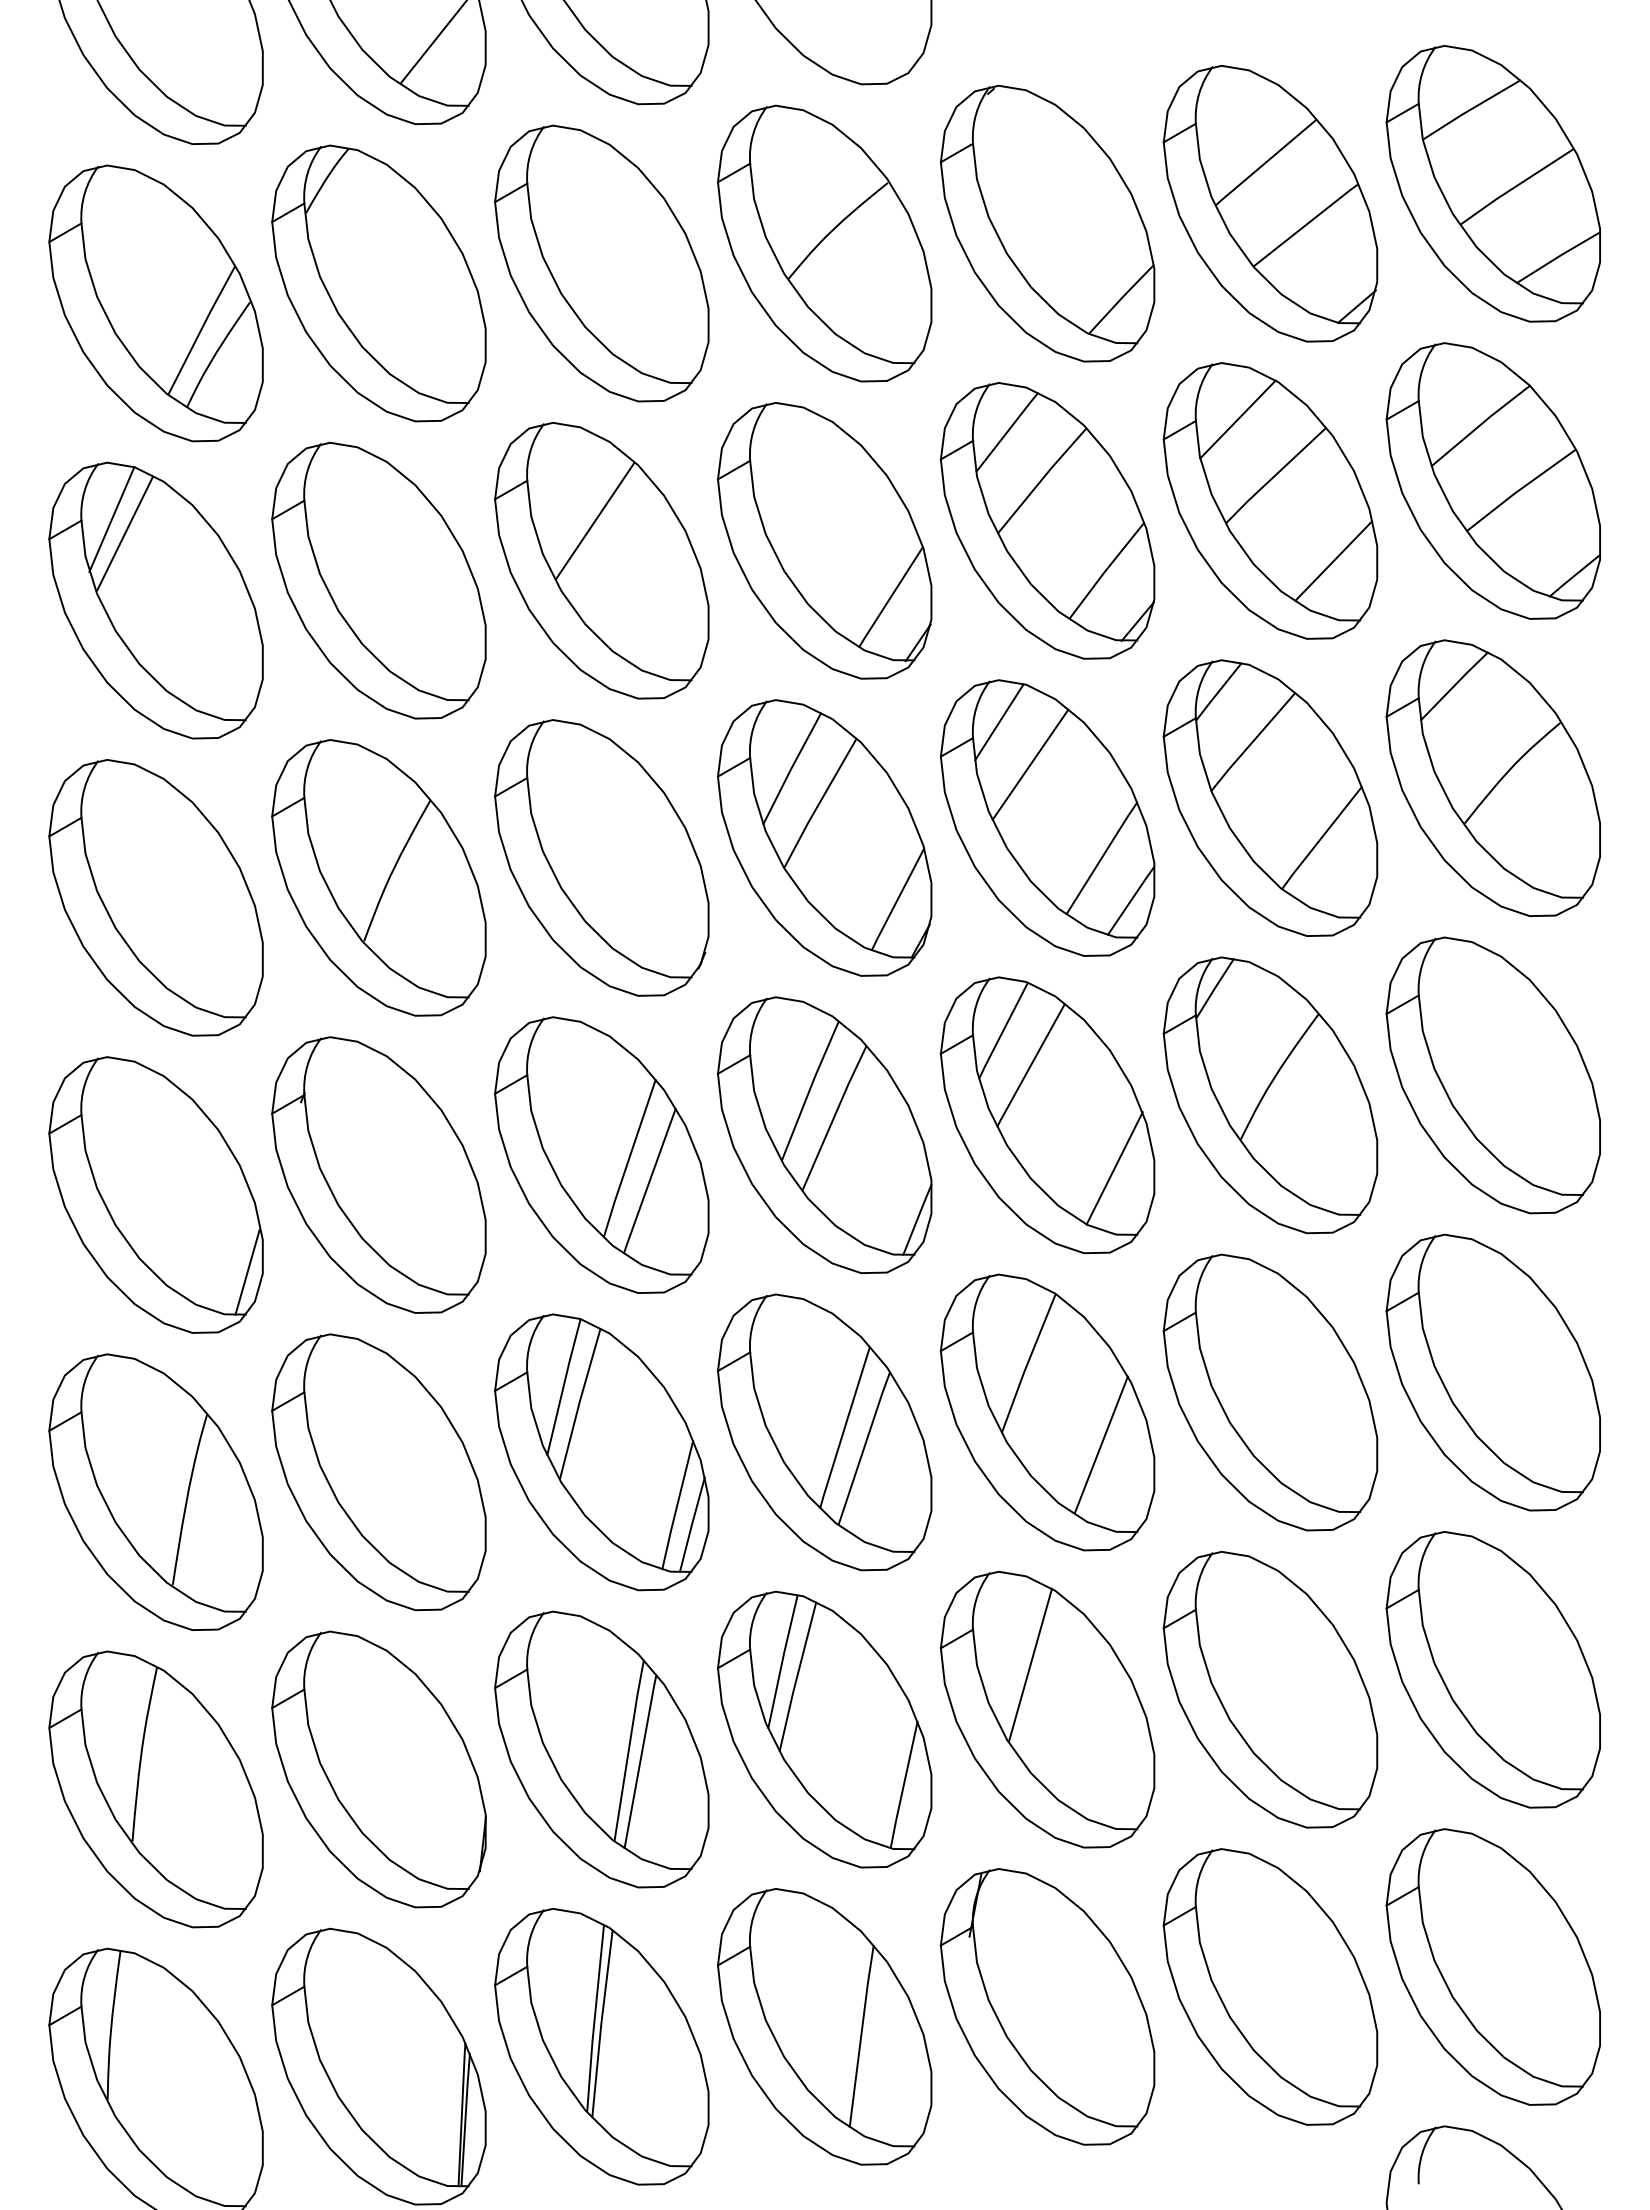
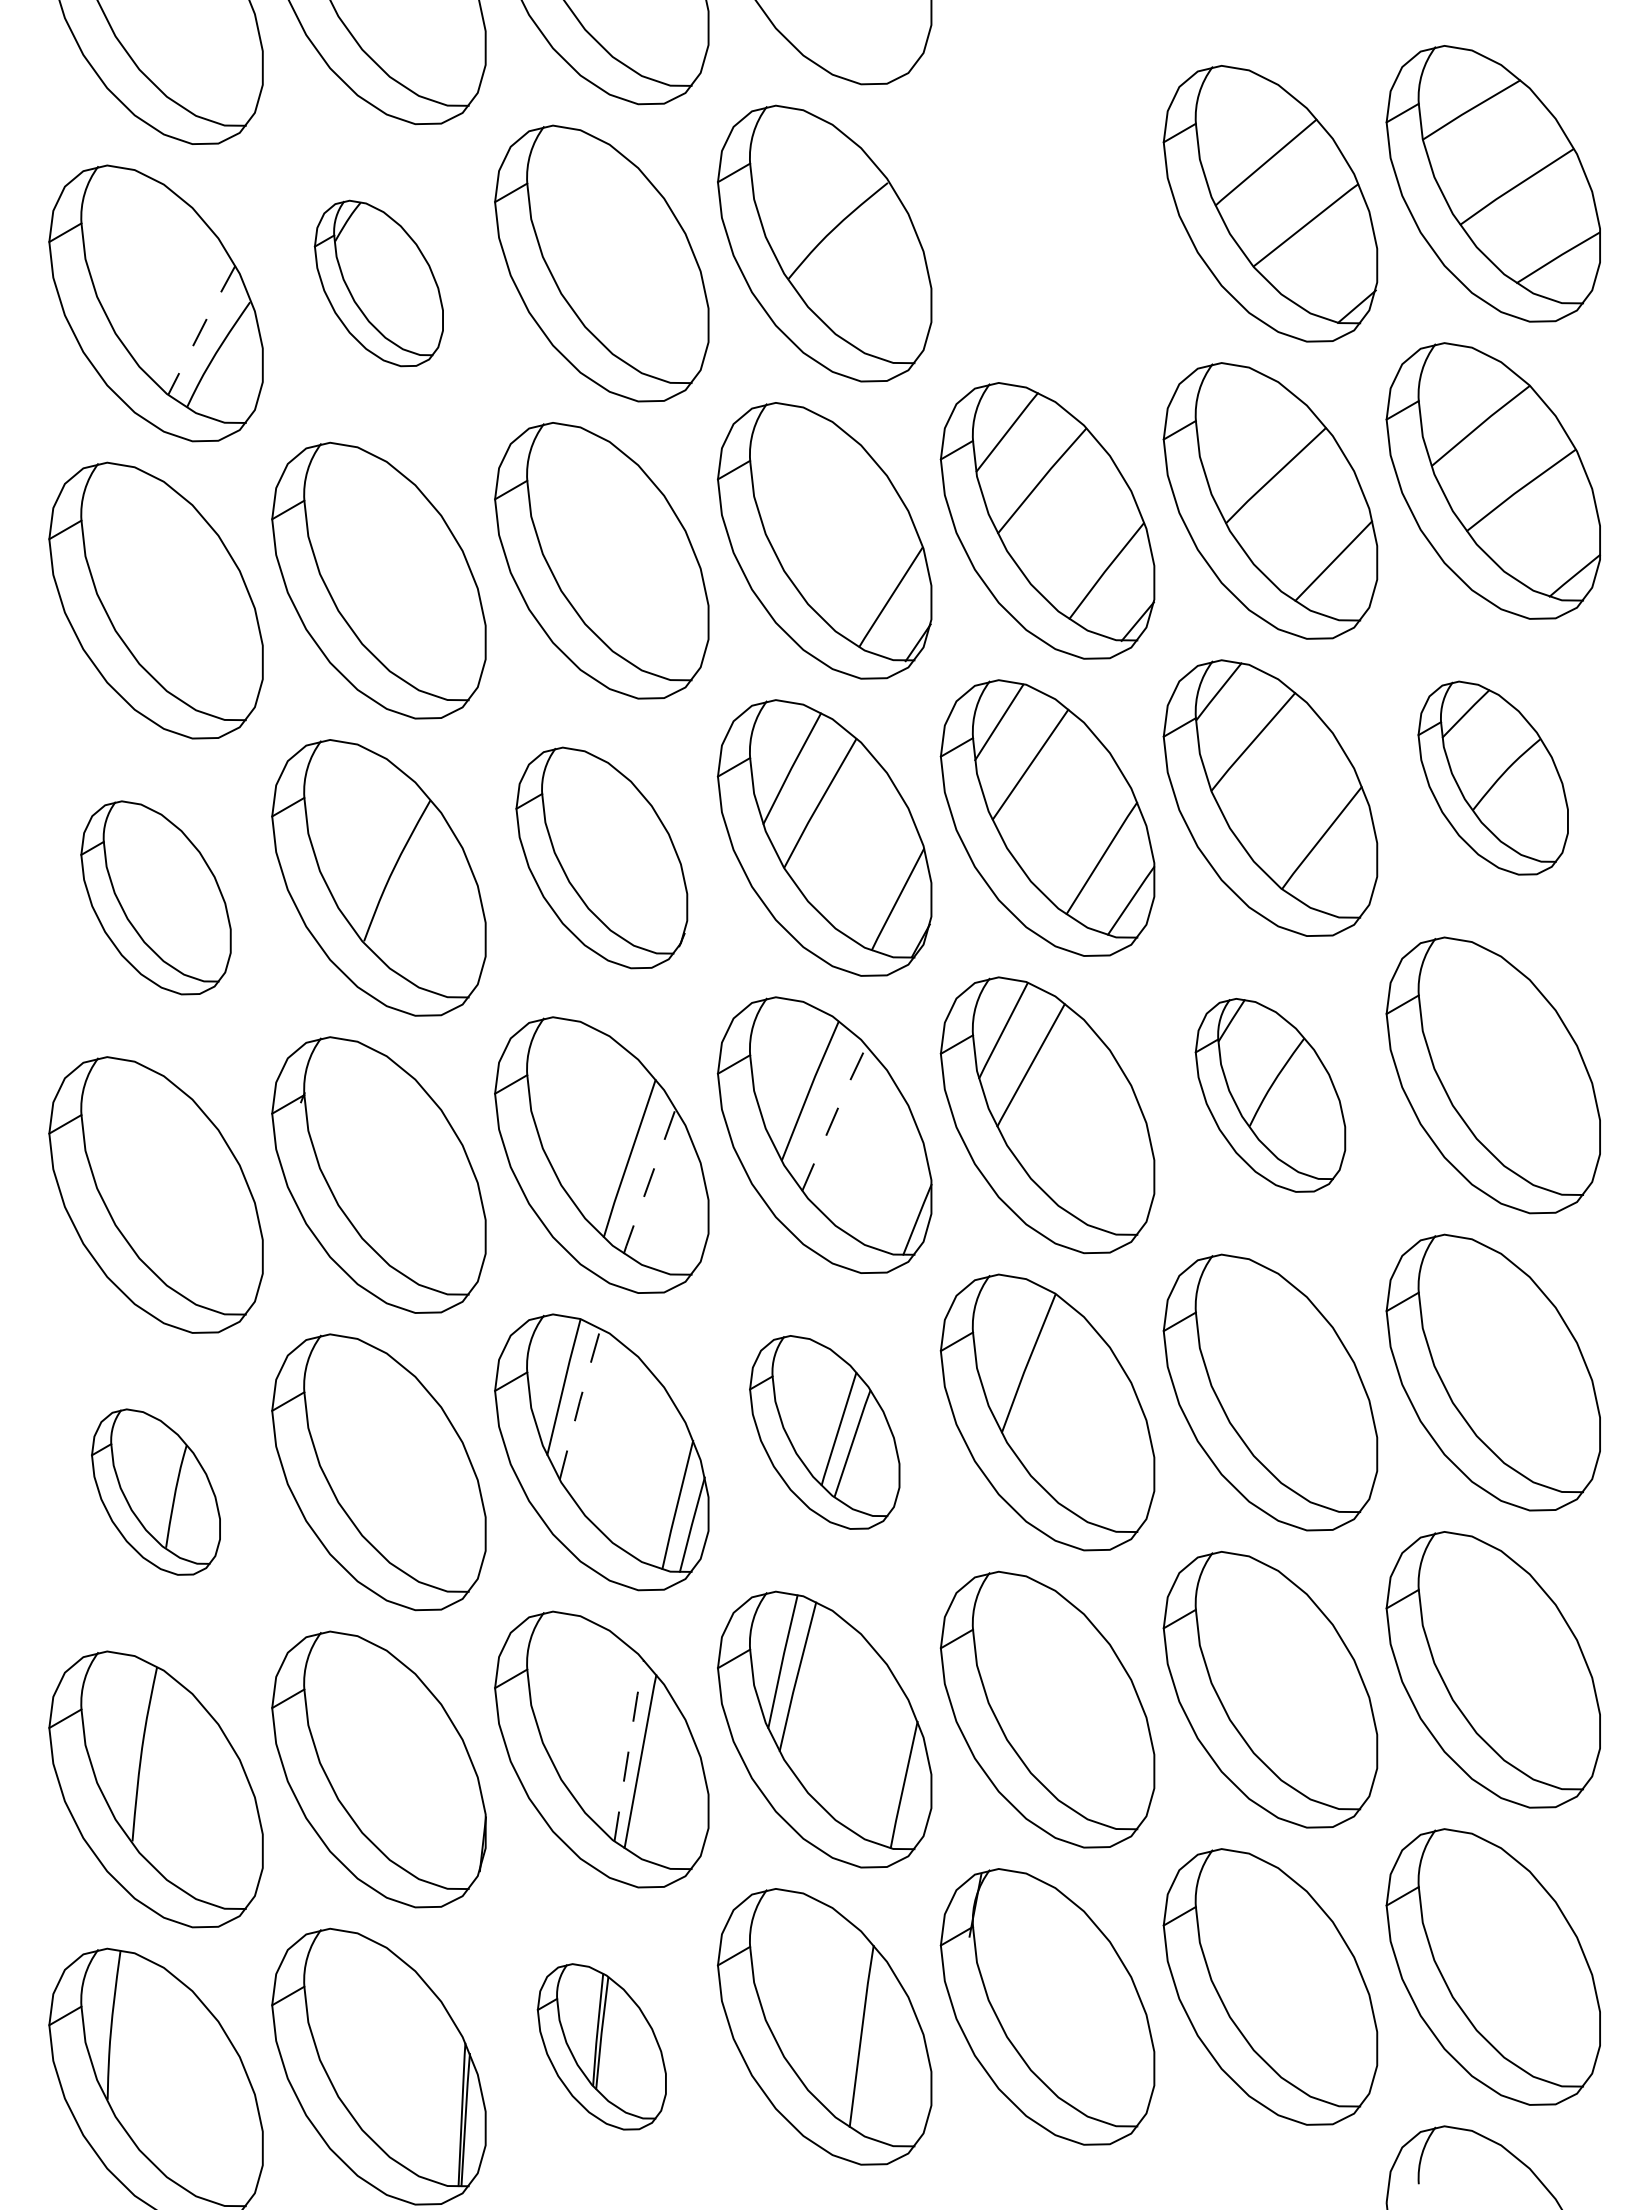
line: present -> none (433, 42)
part: present -> none (1047, 223)
part size: 216x279 px -> 131x169 px (378, 283)
line: solid -> dashed (201, 329)
line: present -> none (1237, 419)
line: present -> none (111, 519)
line: present -> none (594, 521)
line: present -> none (125, 533)
part size: 216x278 px -> 152x196 px (1492, 777)
part size: 216x278 px -> 174x224 px (601, 857)
part size: 216x278 px -> 152x196 px (155, 897)
part size: 217x279 px -> 153x195 px (1270, 1095)
line: solid -> dashed (834, 1117)
line: present -> none (1114, 1168)
line: solid -> dashed (649, 1181)
line: present -> none (247, 1271)
line: solid -> dashed (579, 1403)
part size: 216x279 px -> 152x195 px (824, 1432)
line: present -> none (1100, 1444)
part size: 216x278 px -> 130x168 px (155, 1491)
line: present -> none (1029, 1664)
line: solid -> dashed (628, 1750)
part size: 216x278 px -> 131x168 px (601, 2046)
